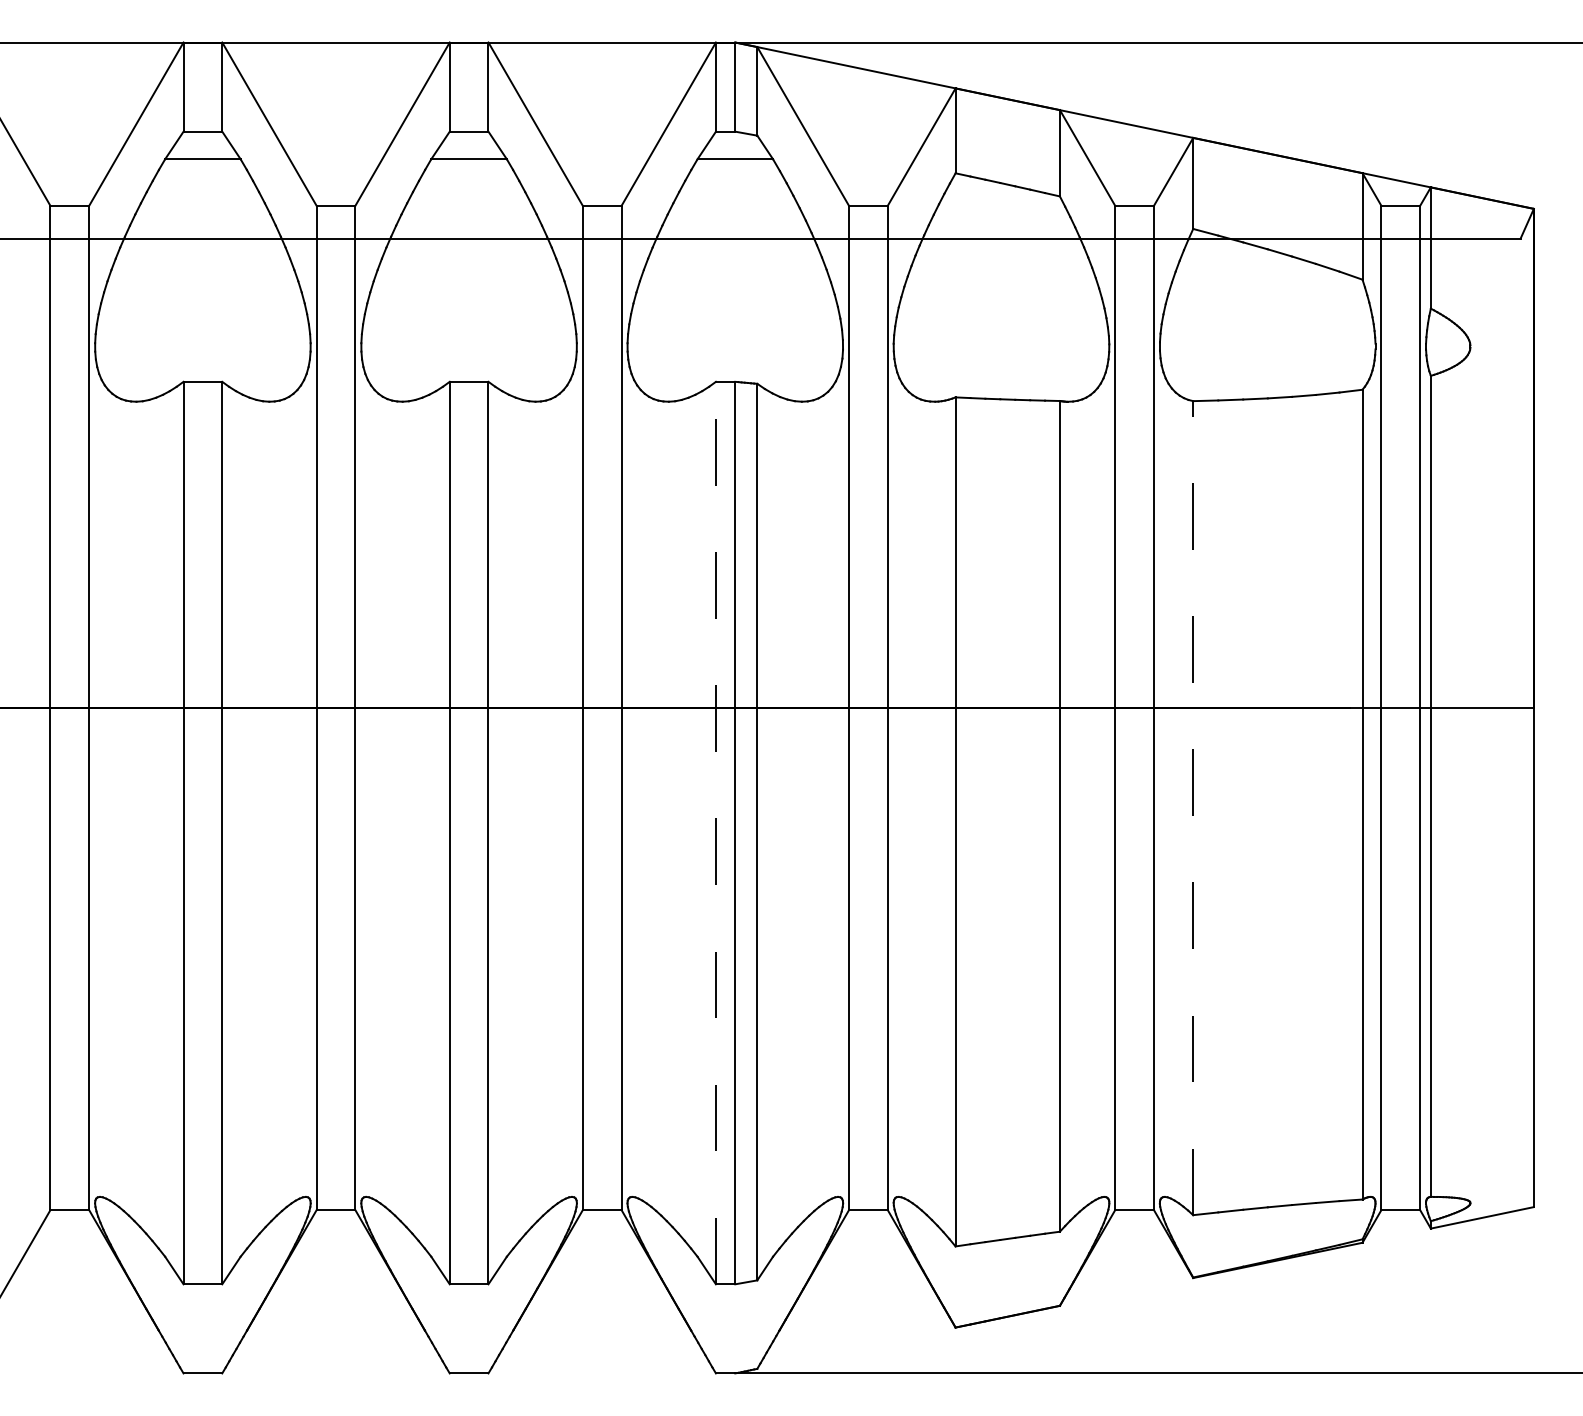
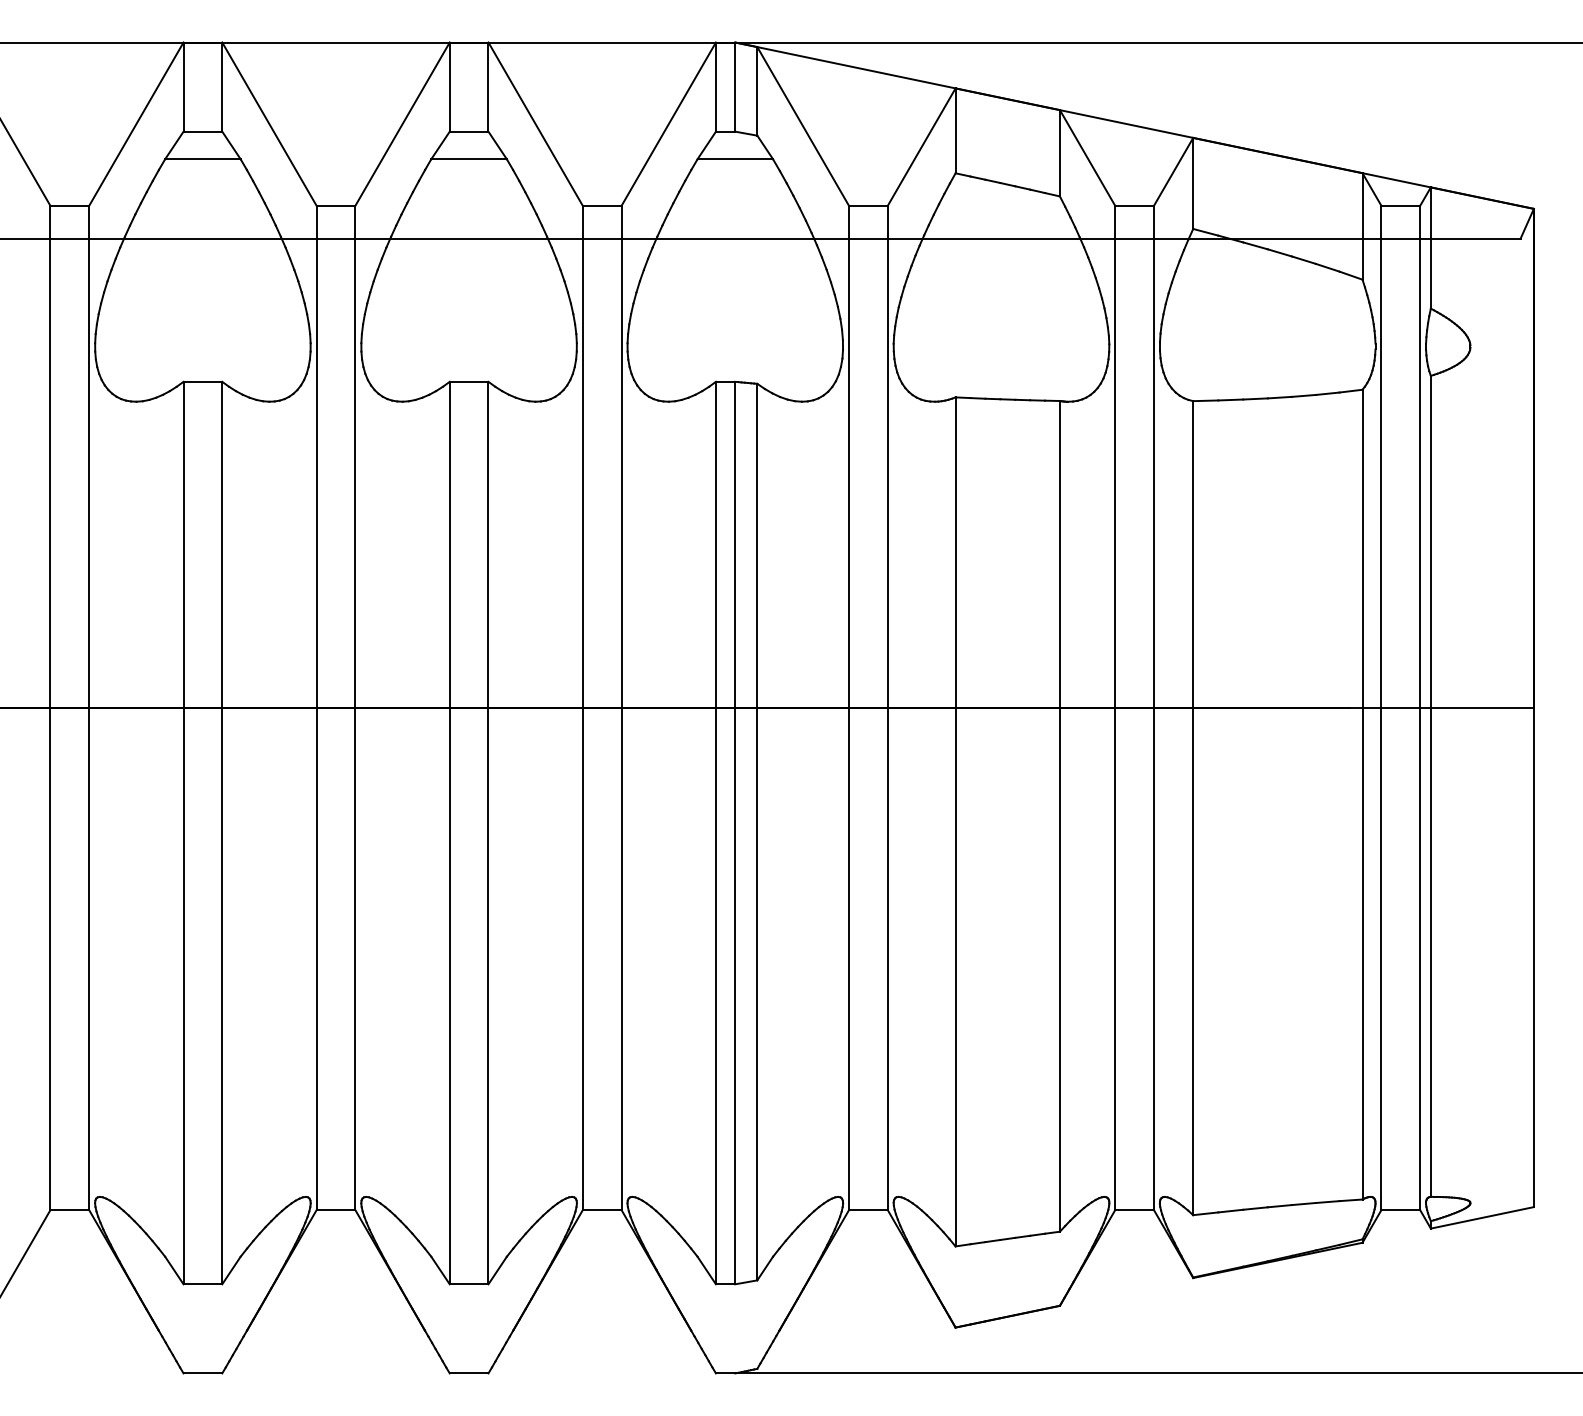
line: dashed -> solid (1193, 807)
line: dashed -> solid (715, 832)
